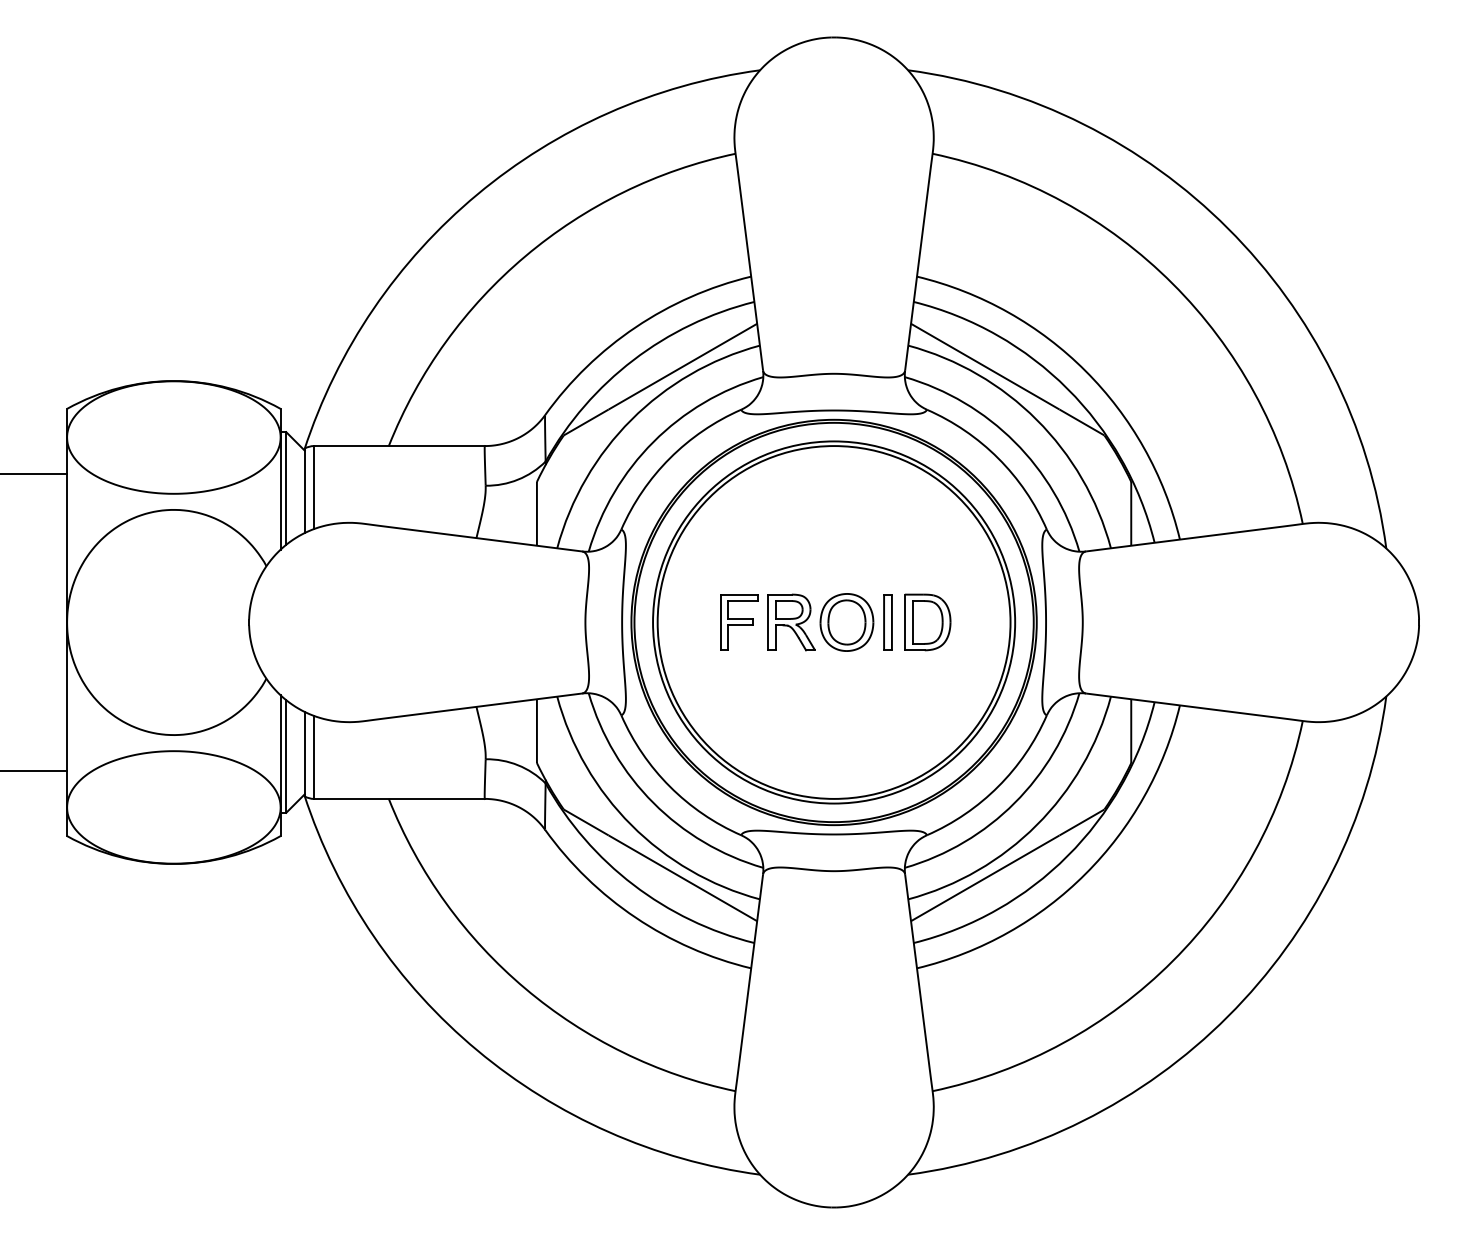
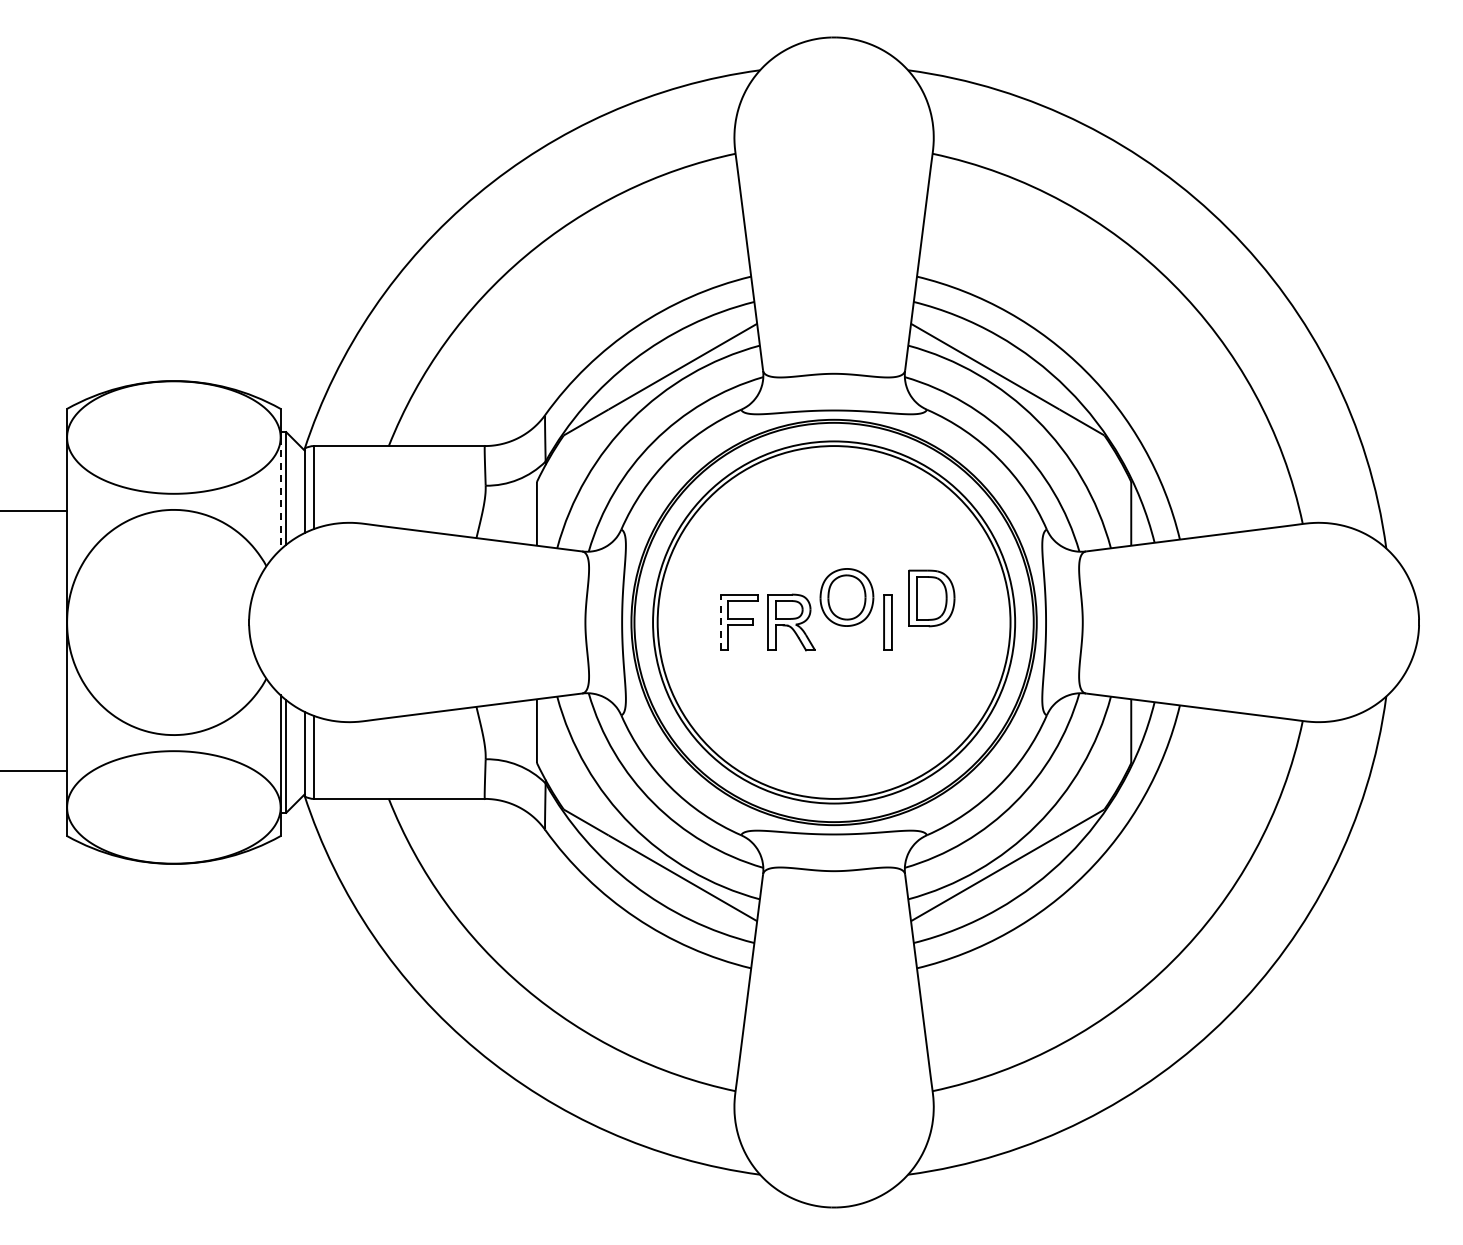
line position: (34, 473) -> (34, 510) (34, 510)
line: solid -> dashed (280, 494)
line: solid -> dashed (720, 622)
part position: (846, 622) -> (846, 597) (846, 597)
part position: (927, 622) -> (931, 598) (931, 598)
